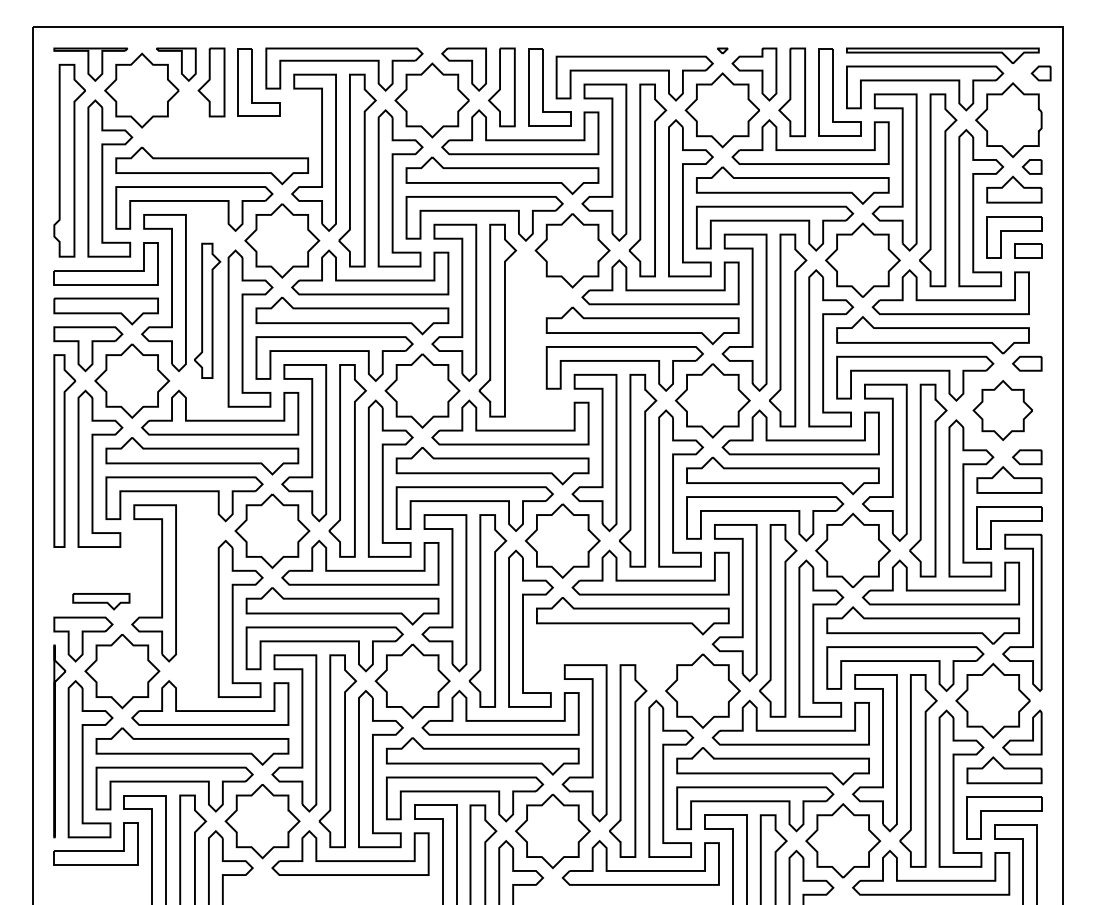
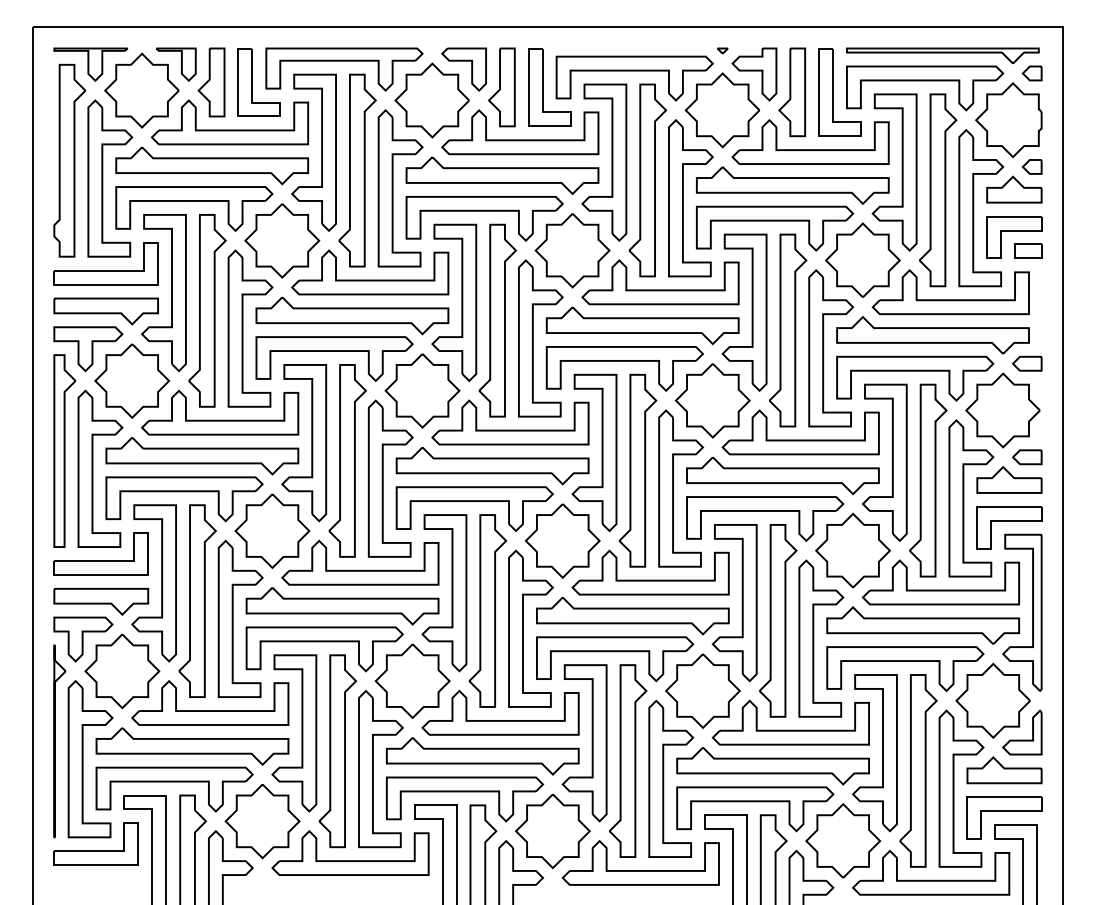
part position: (1040, 73) -> (1031, 73) (1031, 73)
part: none -> present (229, 129)
part size: 28x137 px -> 39x194 px (207, 310)
part: none -> present (533, 338)
part size: 61x61 px -> 76x77 px (1002, 410)
part: none -> present (100, 560)
part: none -> present (197, 600)
part size: 59x18 px -> 97x29 px (101, 601)
part: none -> present (615, 652)
